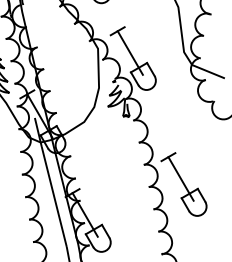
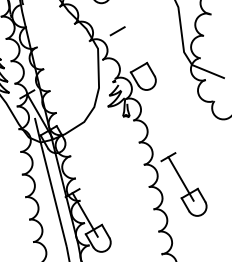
line: present -> none (129, 52)
